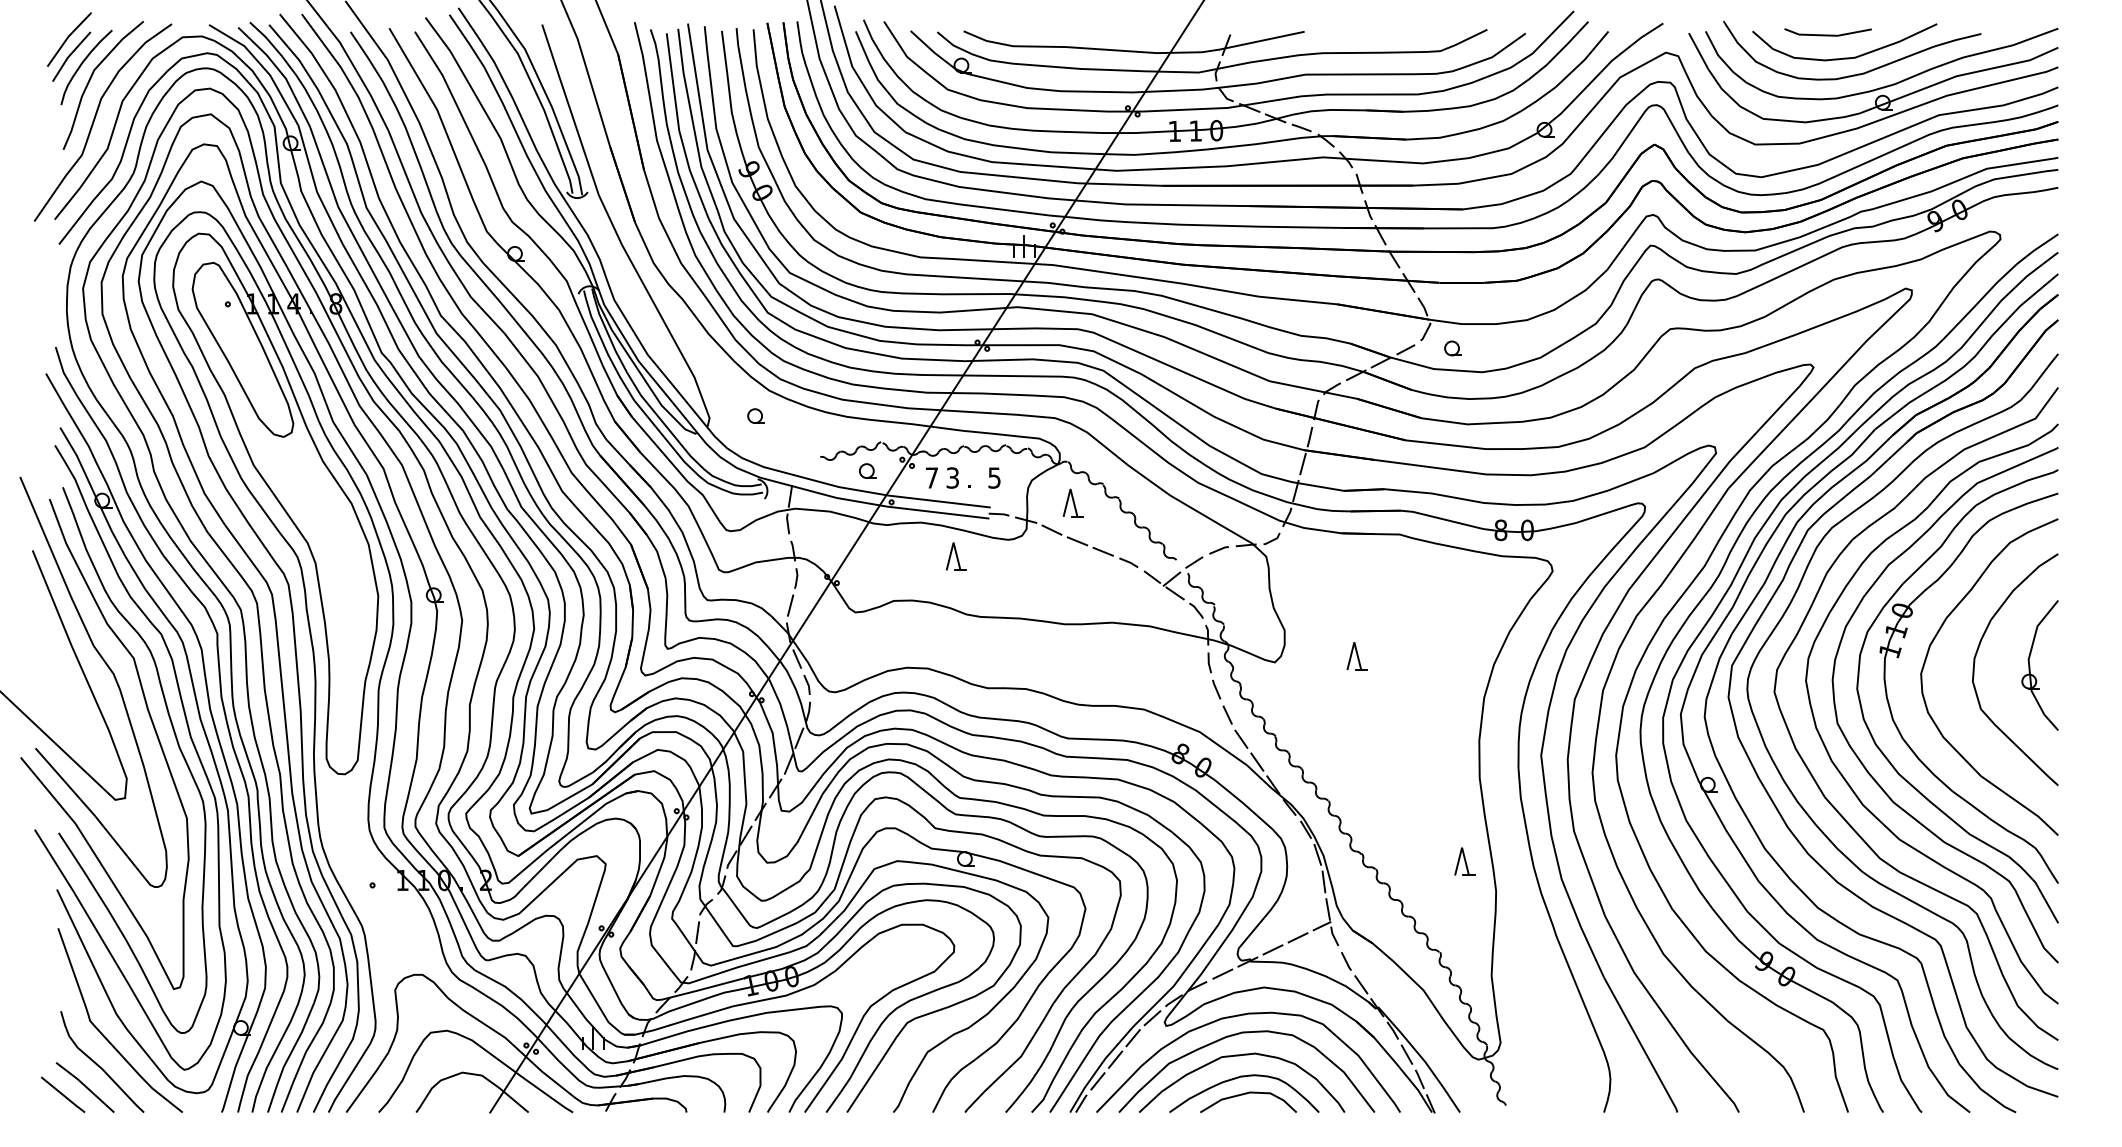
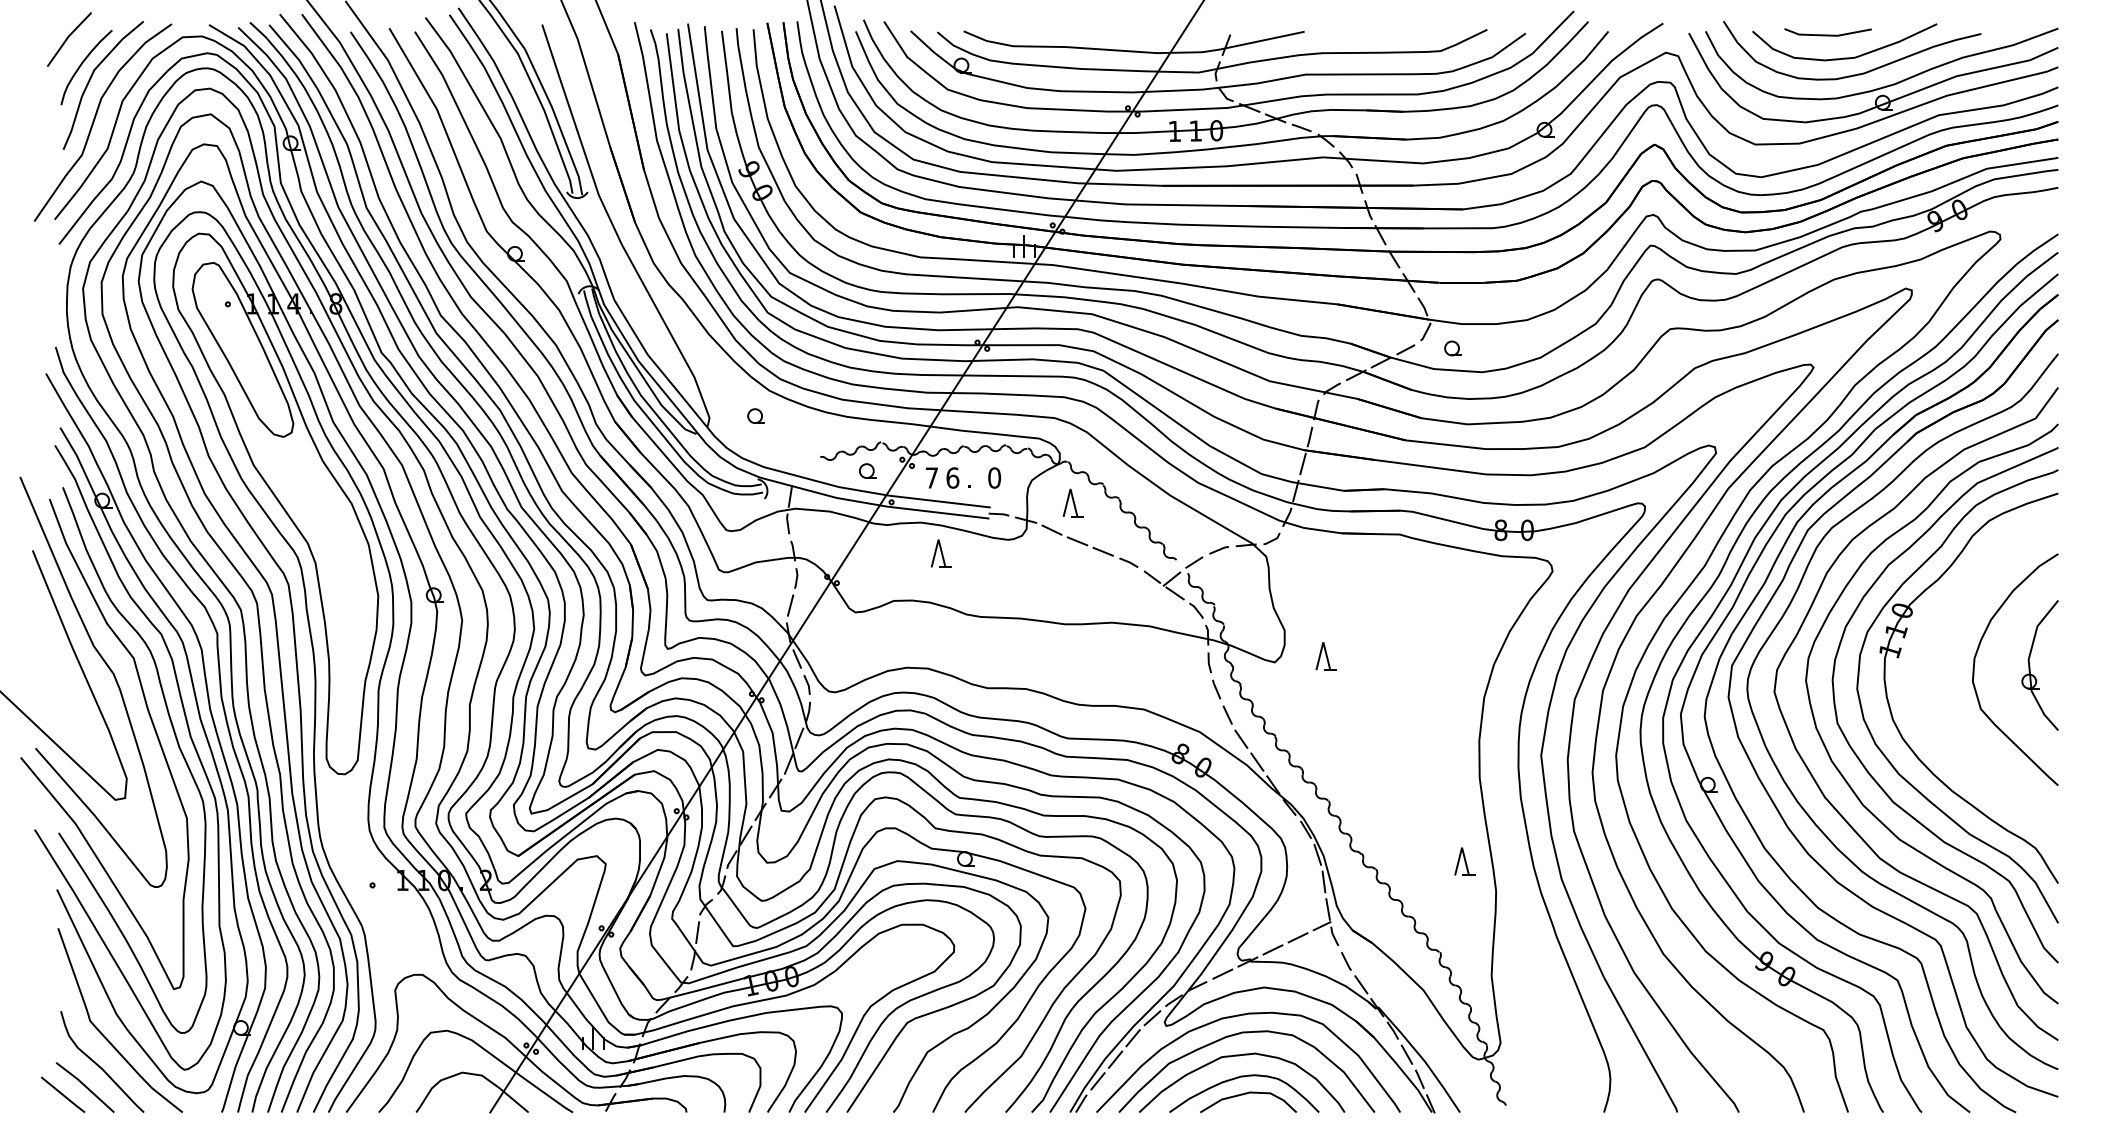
line: present -> none (71, 55)
text: 3 -> 6 (952, 477)
text: 5 -> 0 (994, 477)
part position: (956, 556) -> (941, 553) (941, 553)
curve: present -> none (1928, 654)
part position: (1356, 656) -> (1325, 656) (1325, 656)
